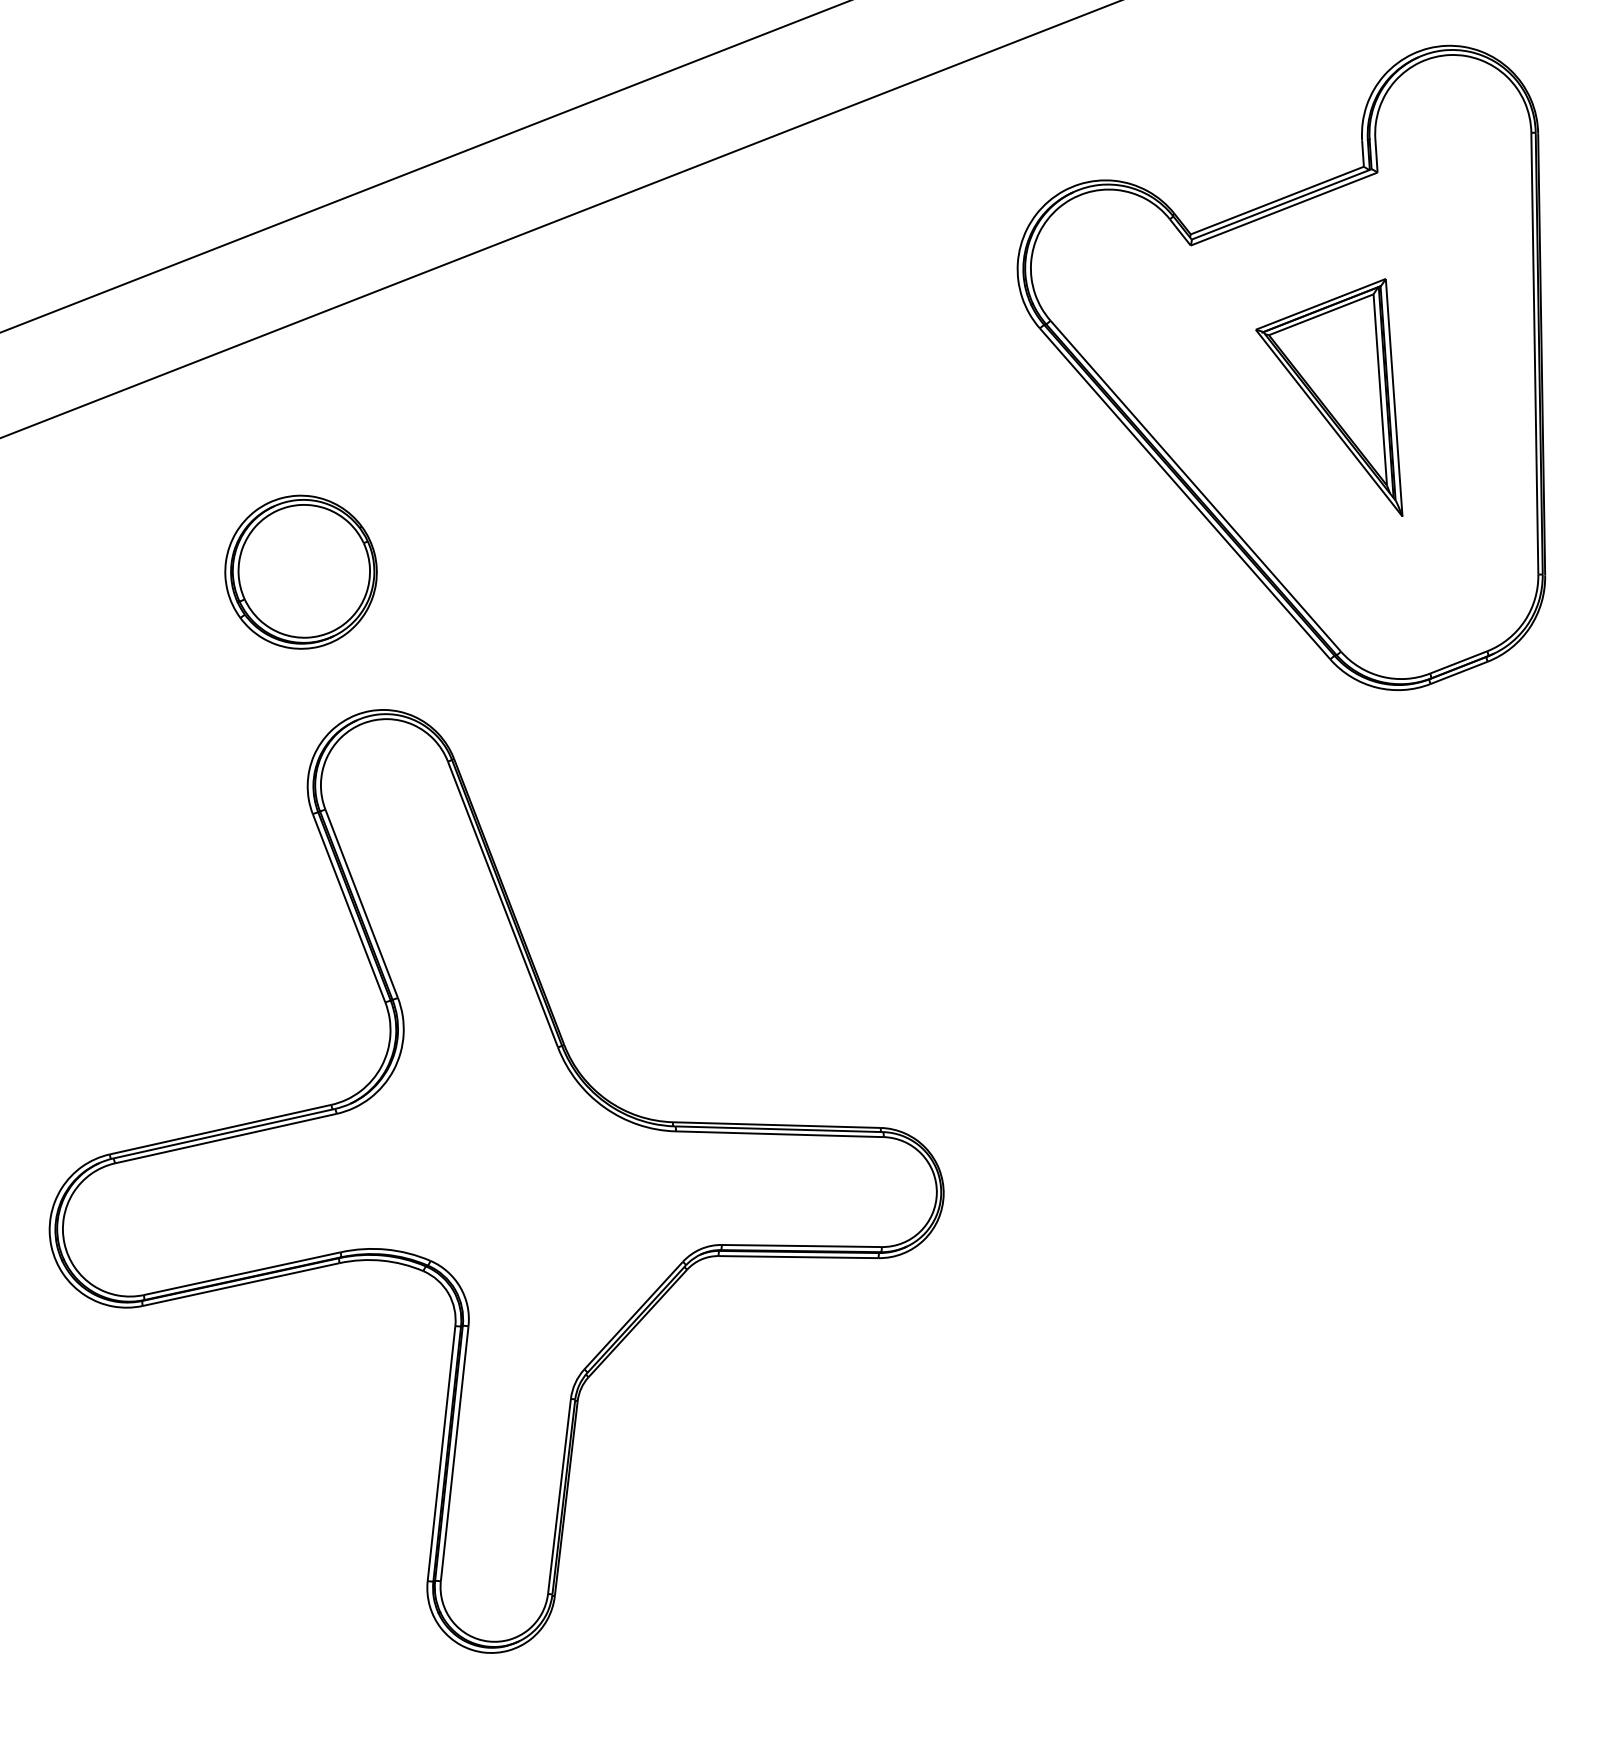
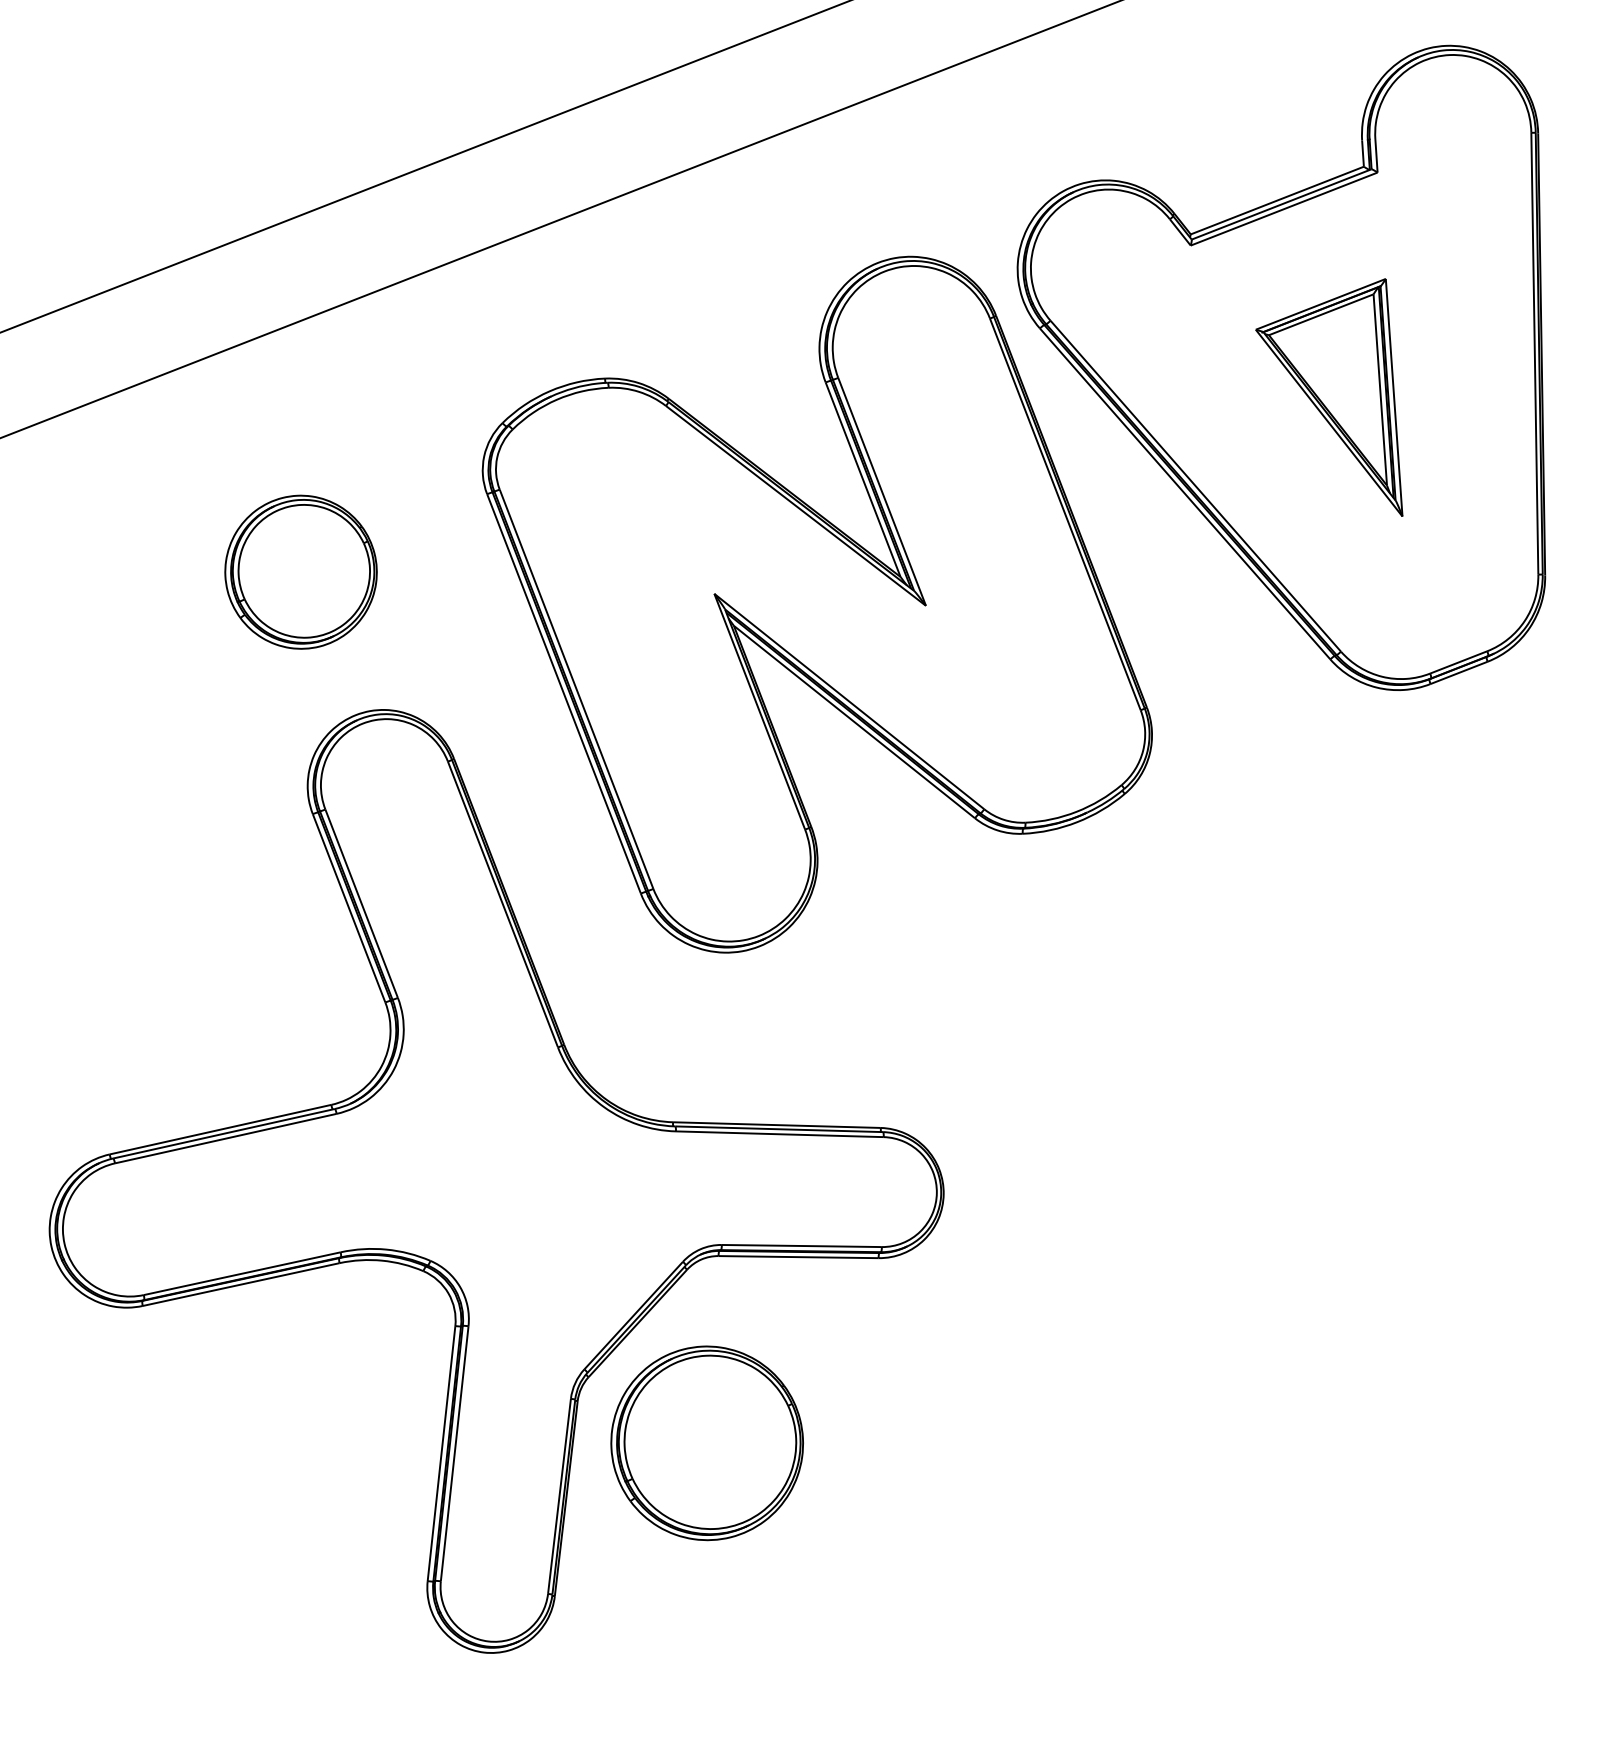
part: none -> present (816, 604)
part: none -> present (706, 1443)
